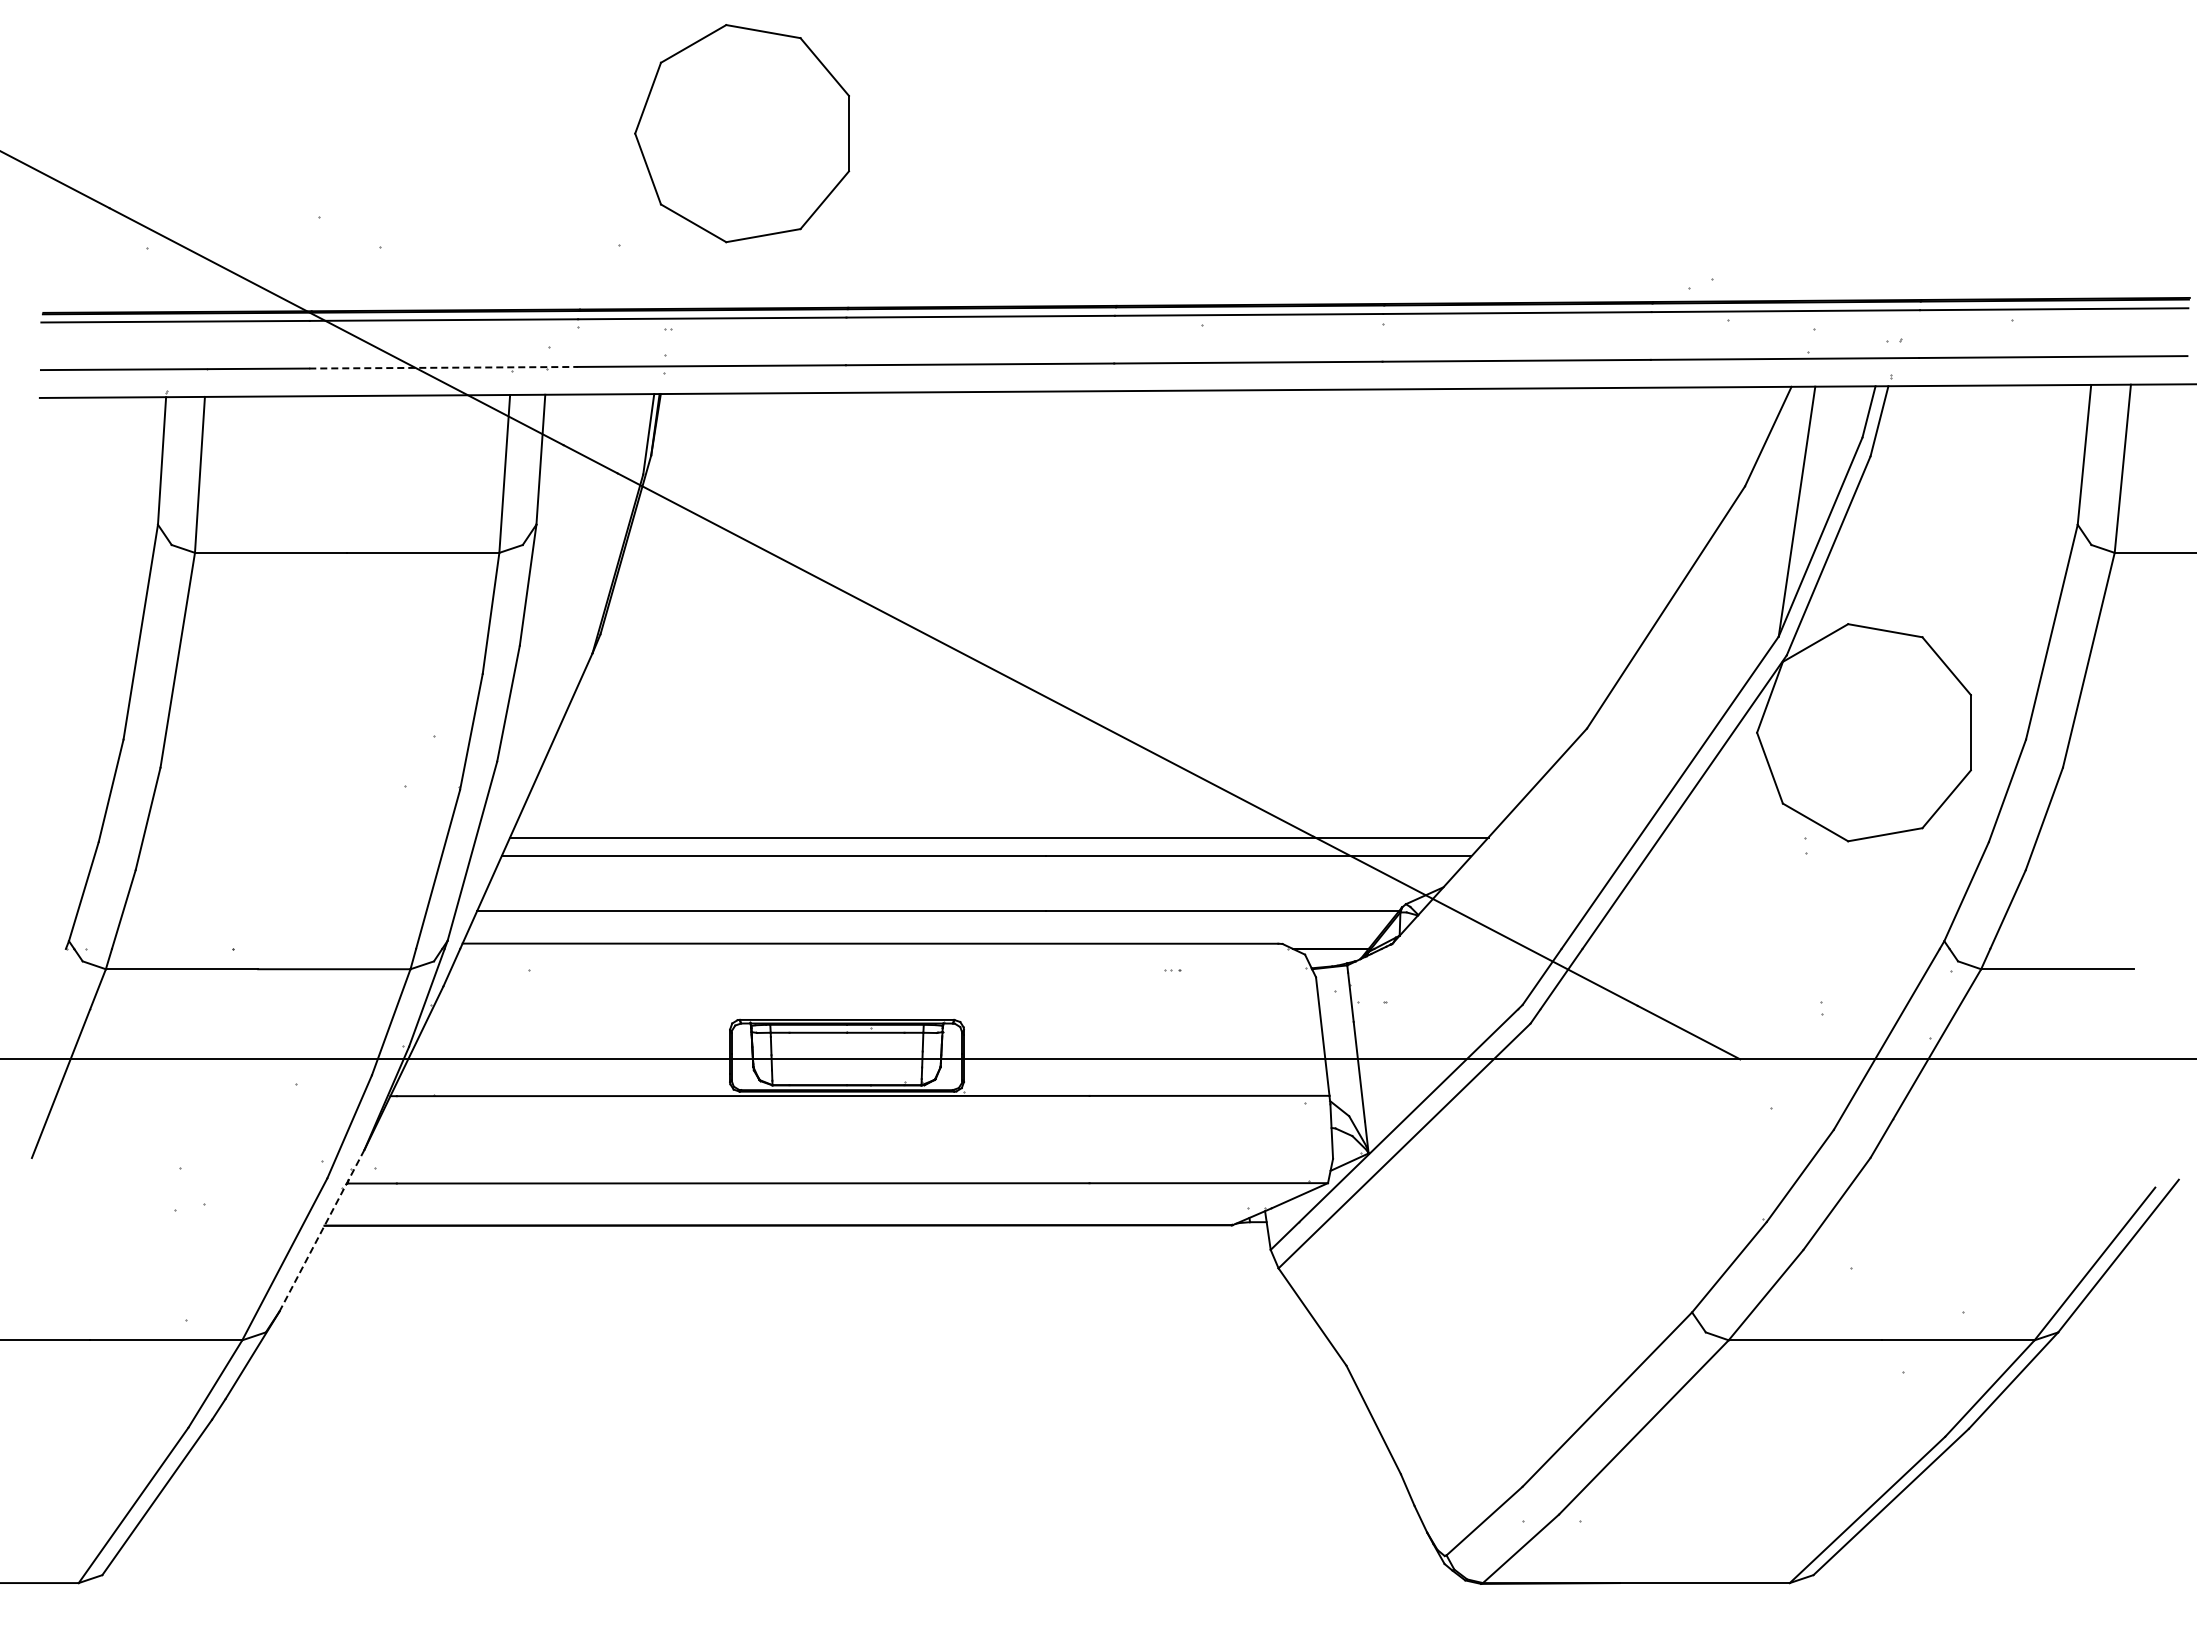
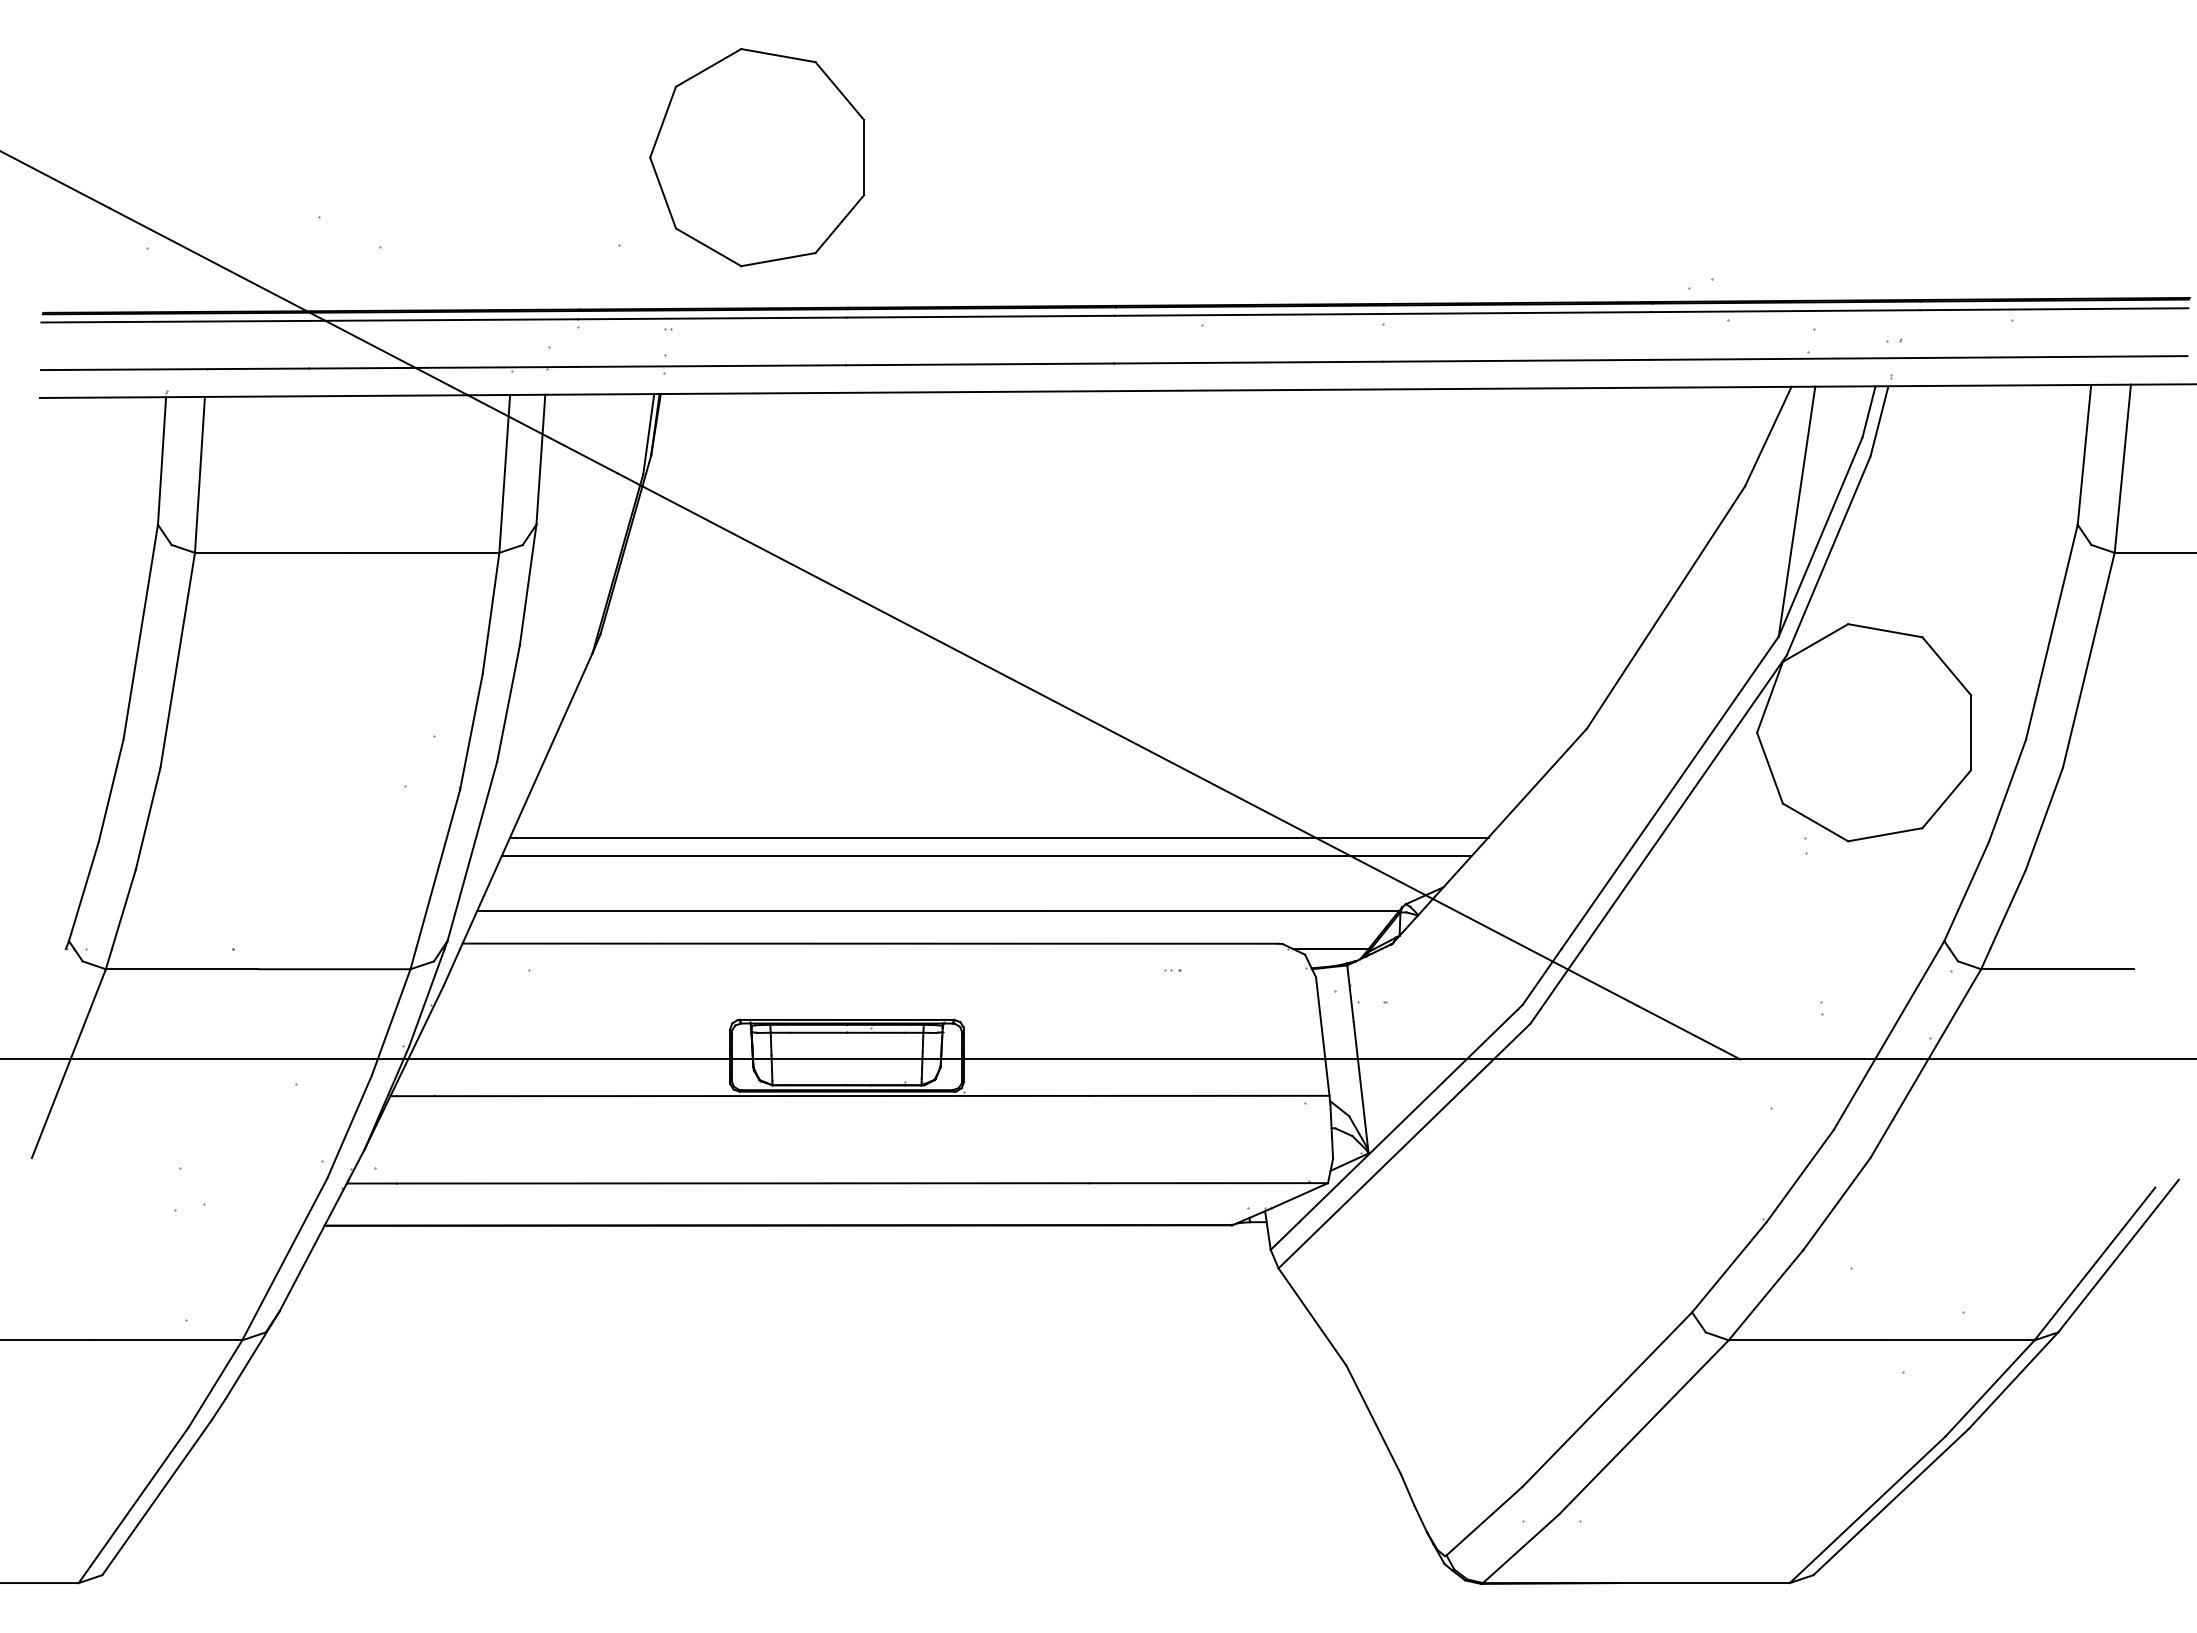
part position: (742, 133) -> (757, 157) (757, 157)
line: dashed -> solid (443, 367)
line: dashed -> solid (321, 1231)
